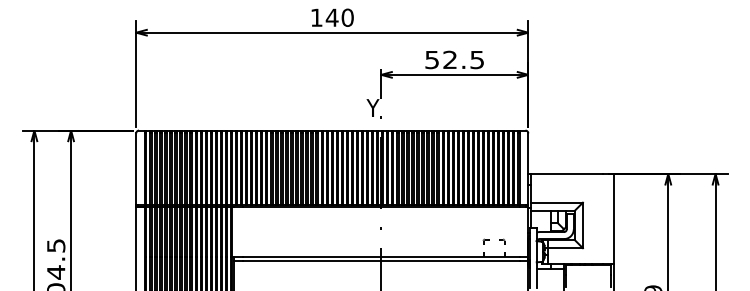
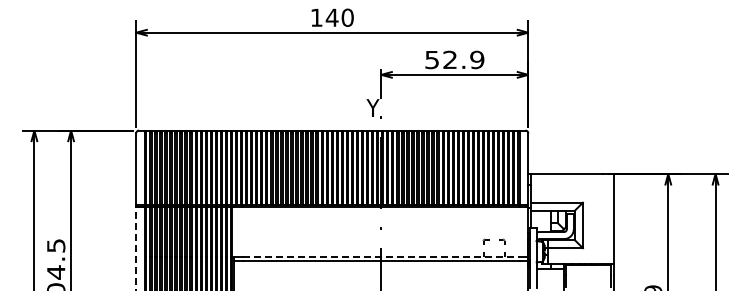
text: 52.5 -> 52.9 (477, 59)
line: solid -> dashed (136, 248)
line: solid -> dashed (381, 256)
